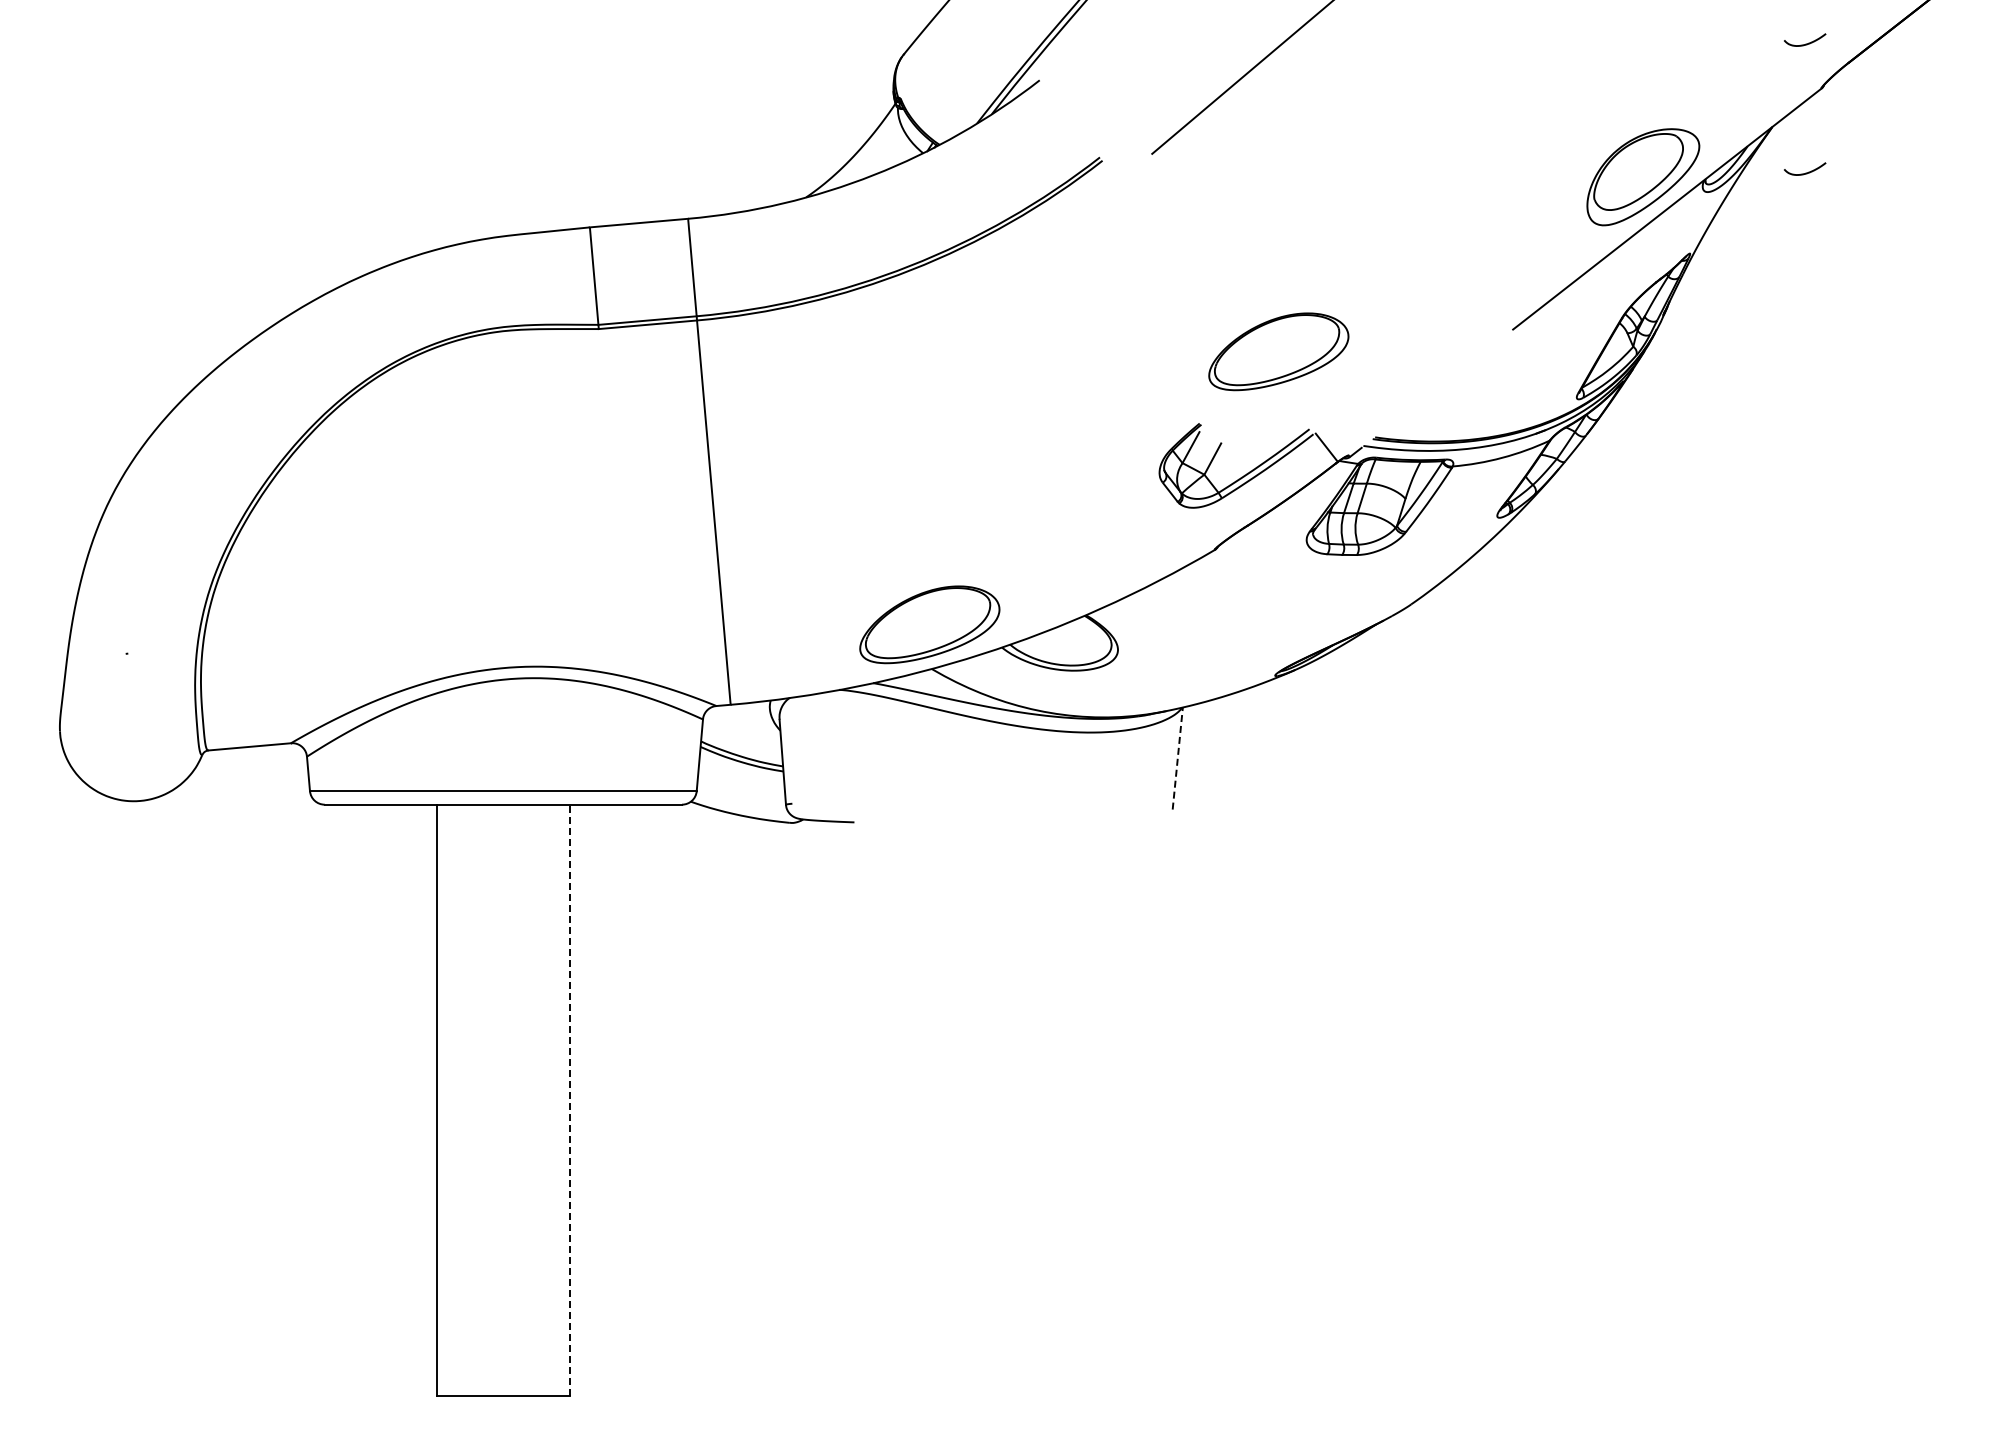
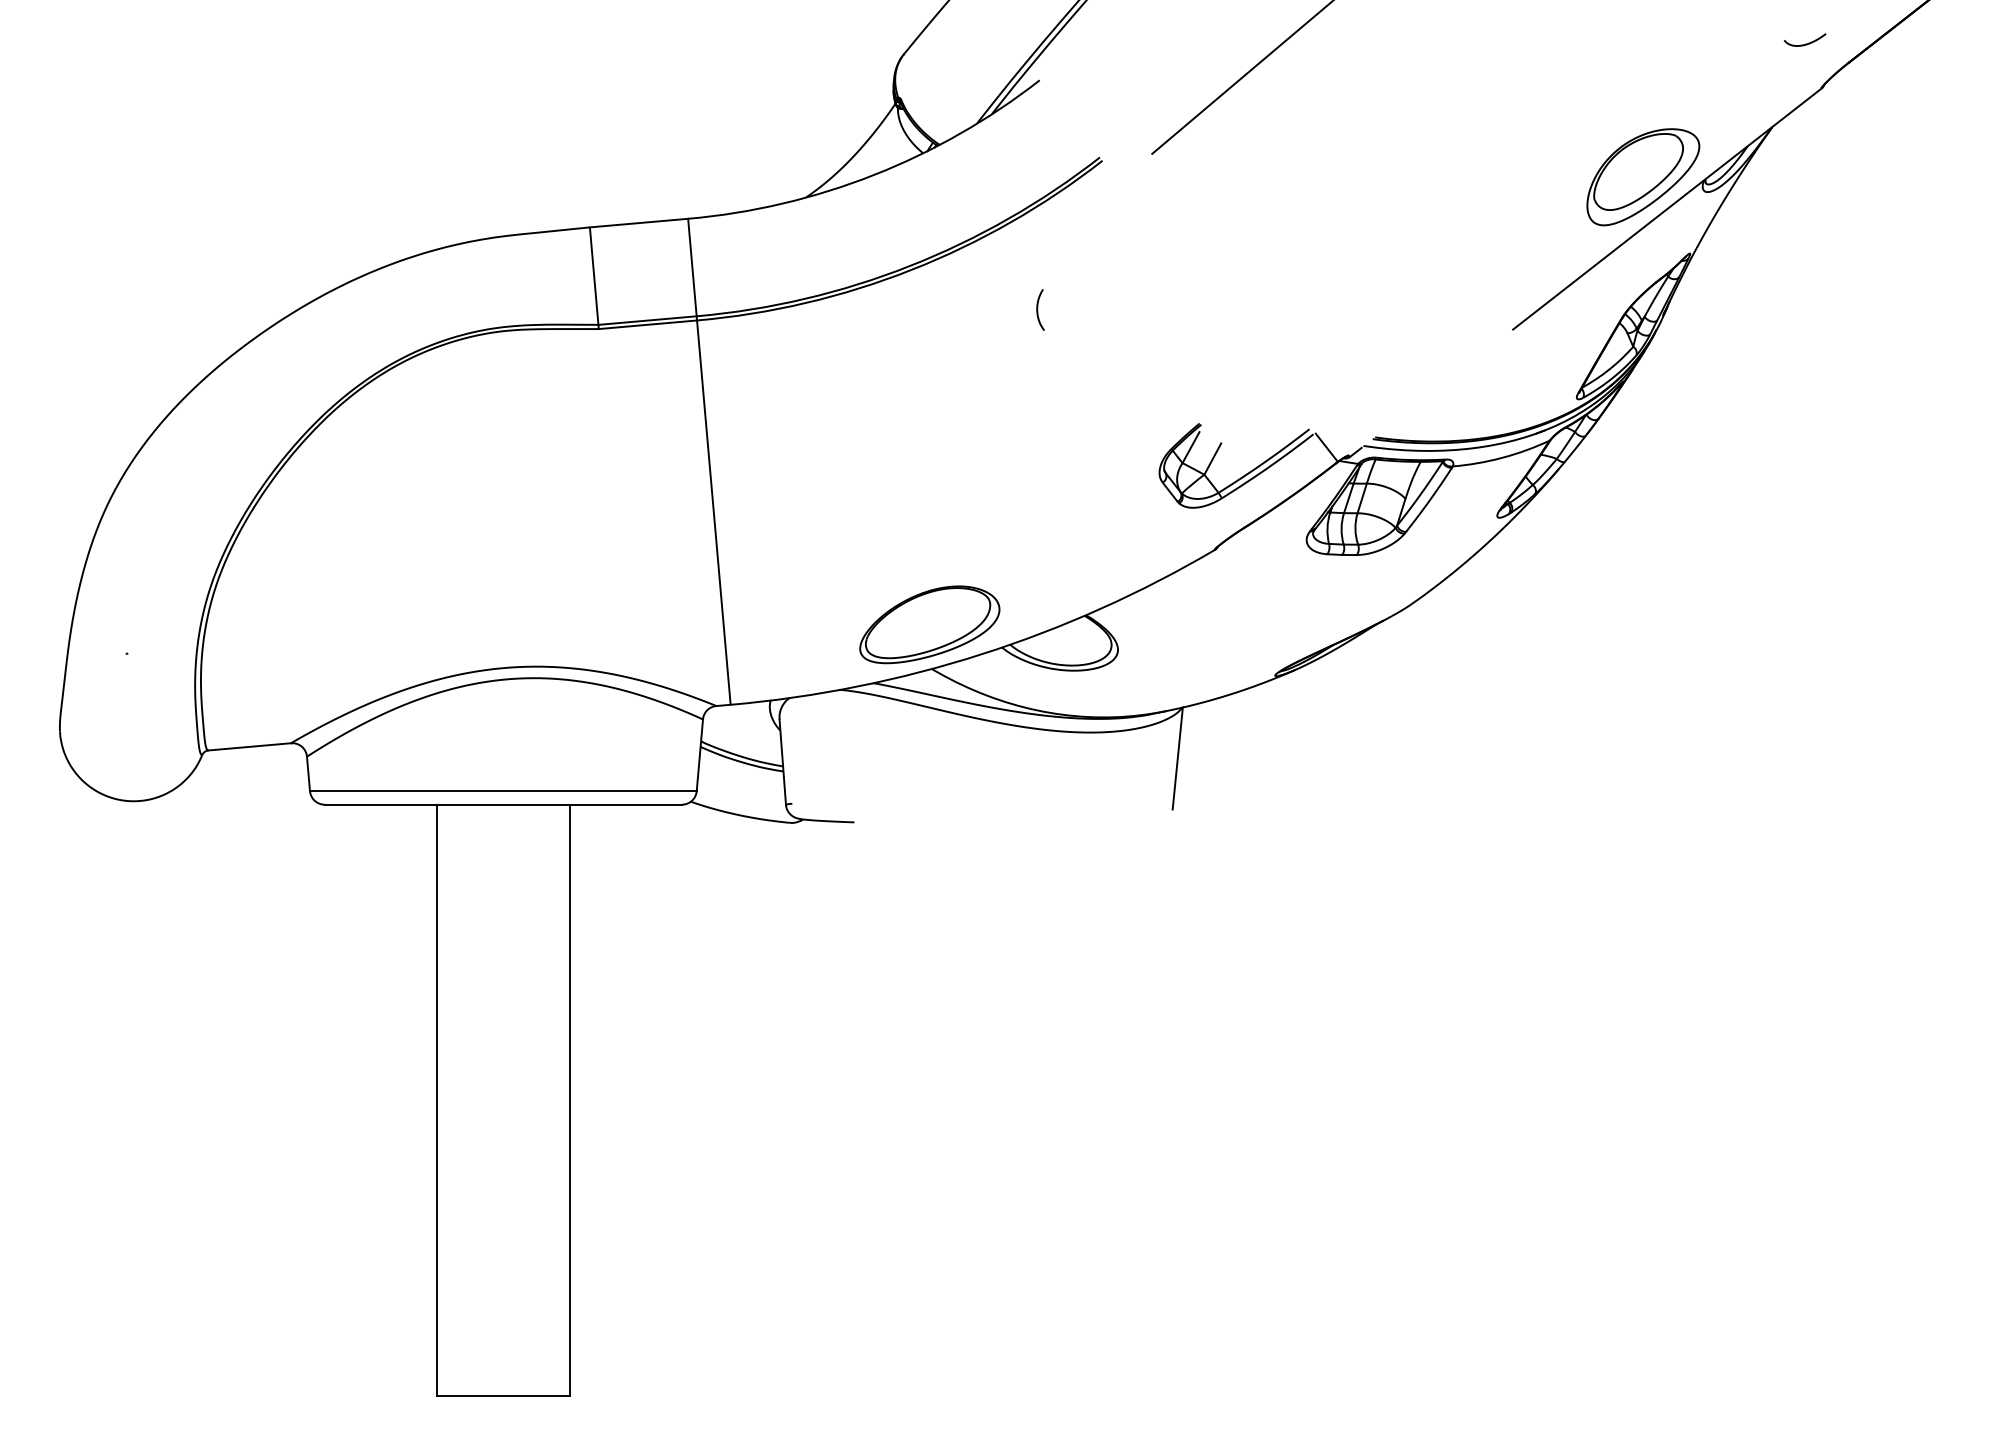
curve: present -> none (1805, 172)
curve: none -> present (1038, 309)
part: present -> none (1278, 351)
line: dashed -> solid (1177, 758)
line: dashed -> solid (569, 1100)
